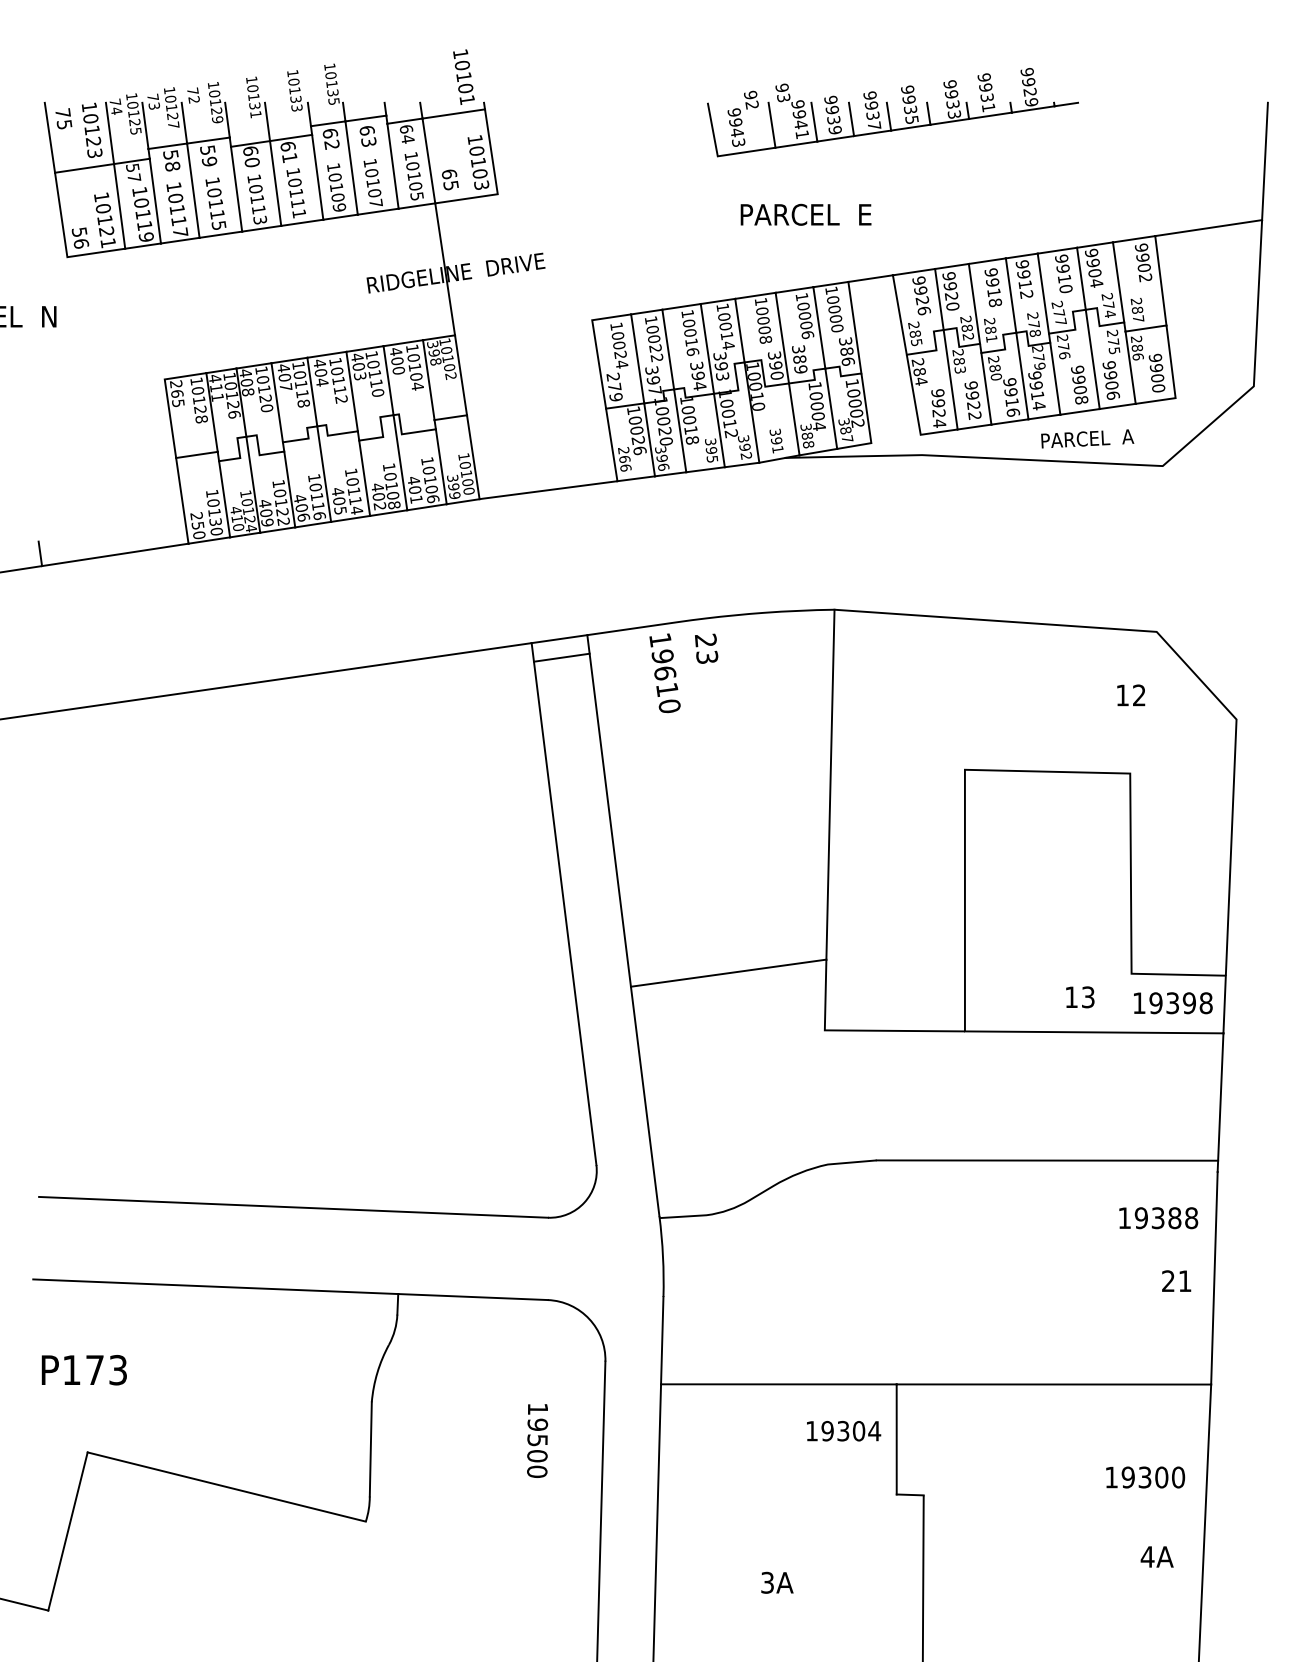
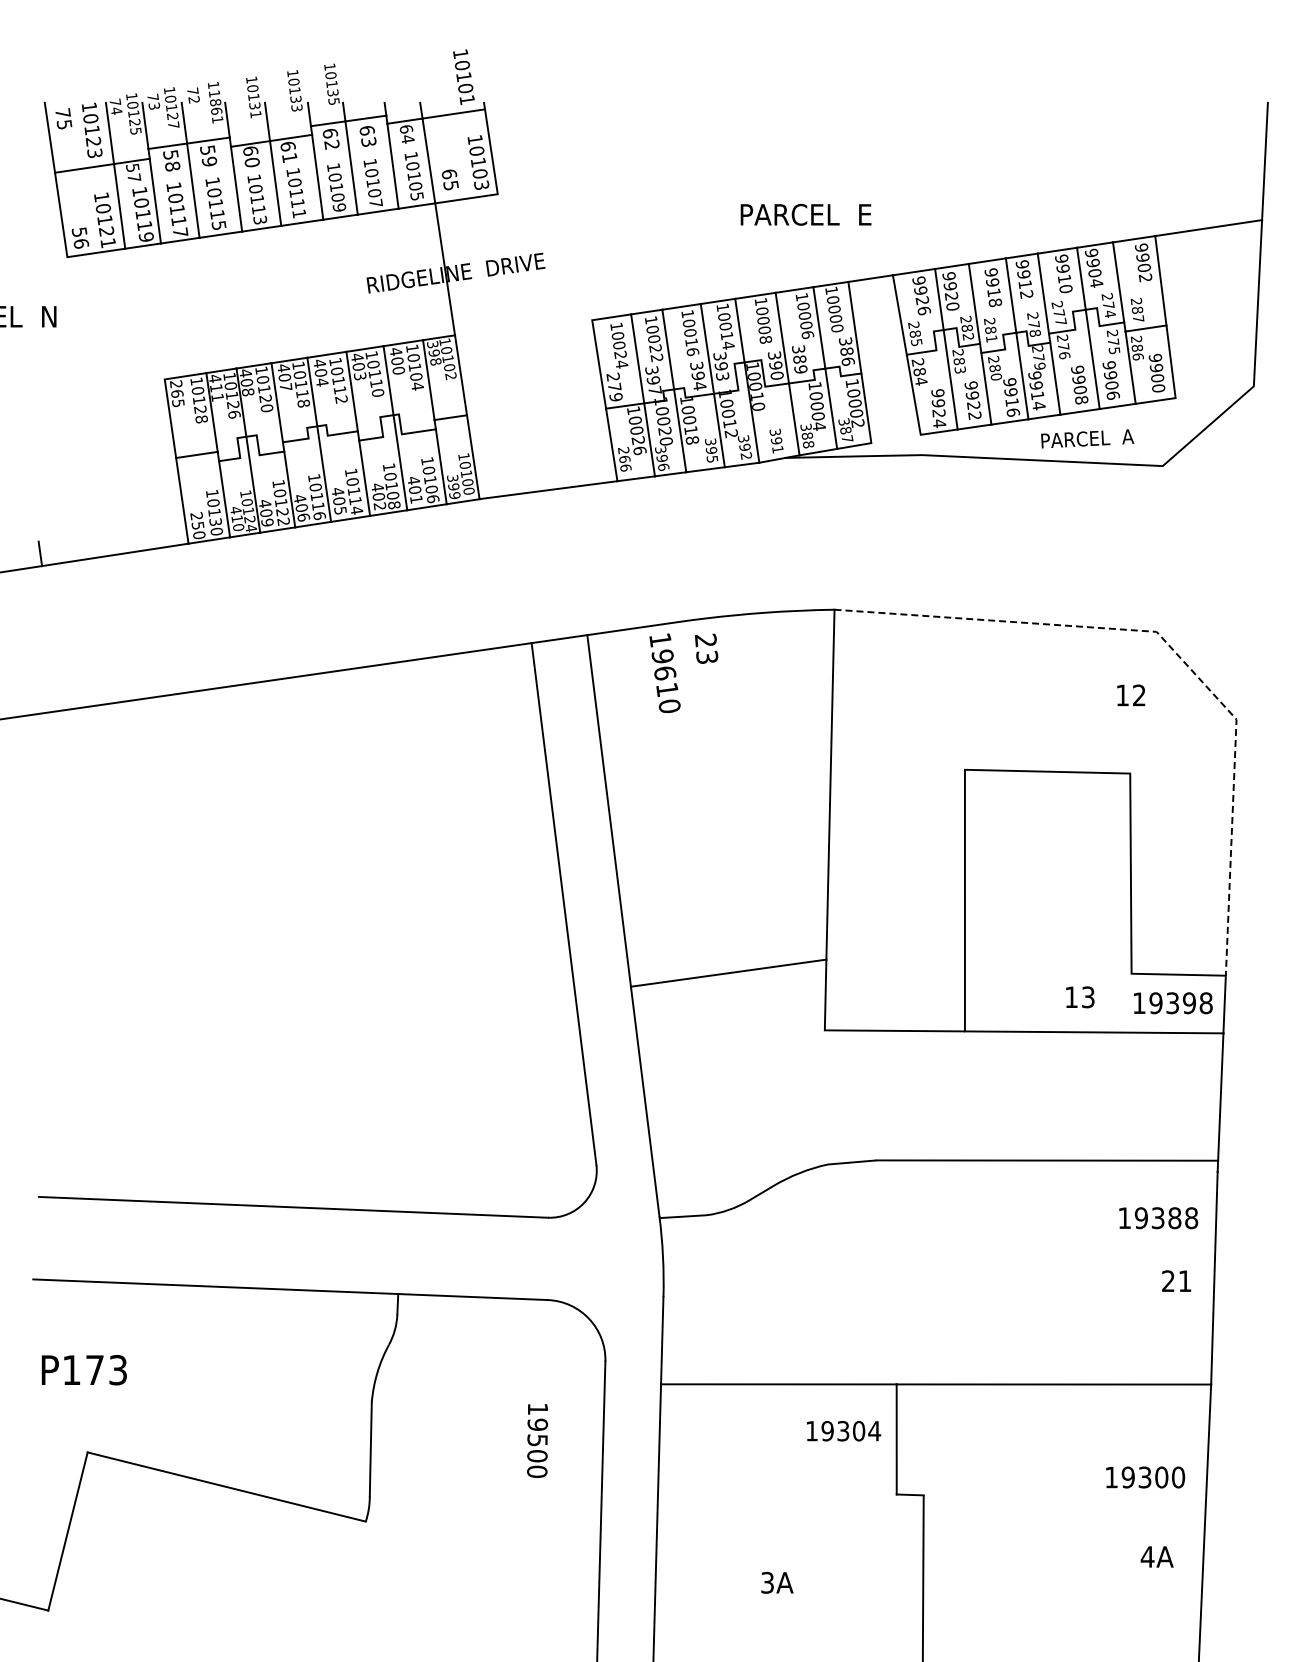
text: 10129 -> 11861 (216, 106)
part: present -> none (892, 112)
line: solid -> dashed (1174, 651)
line: present -> none (561, 657)
